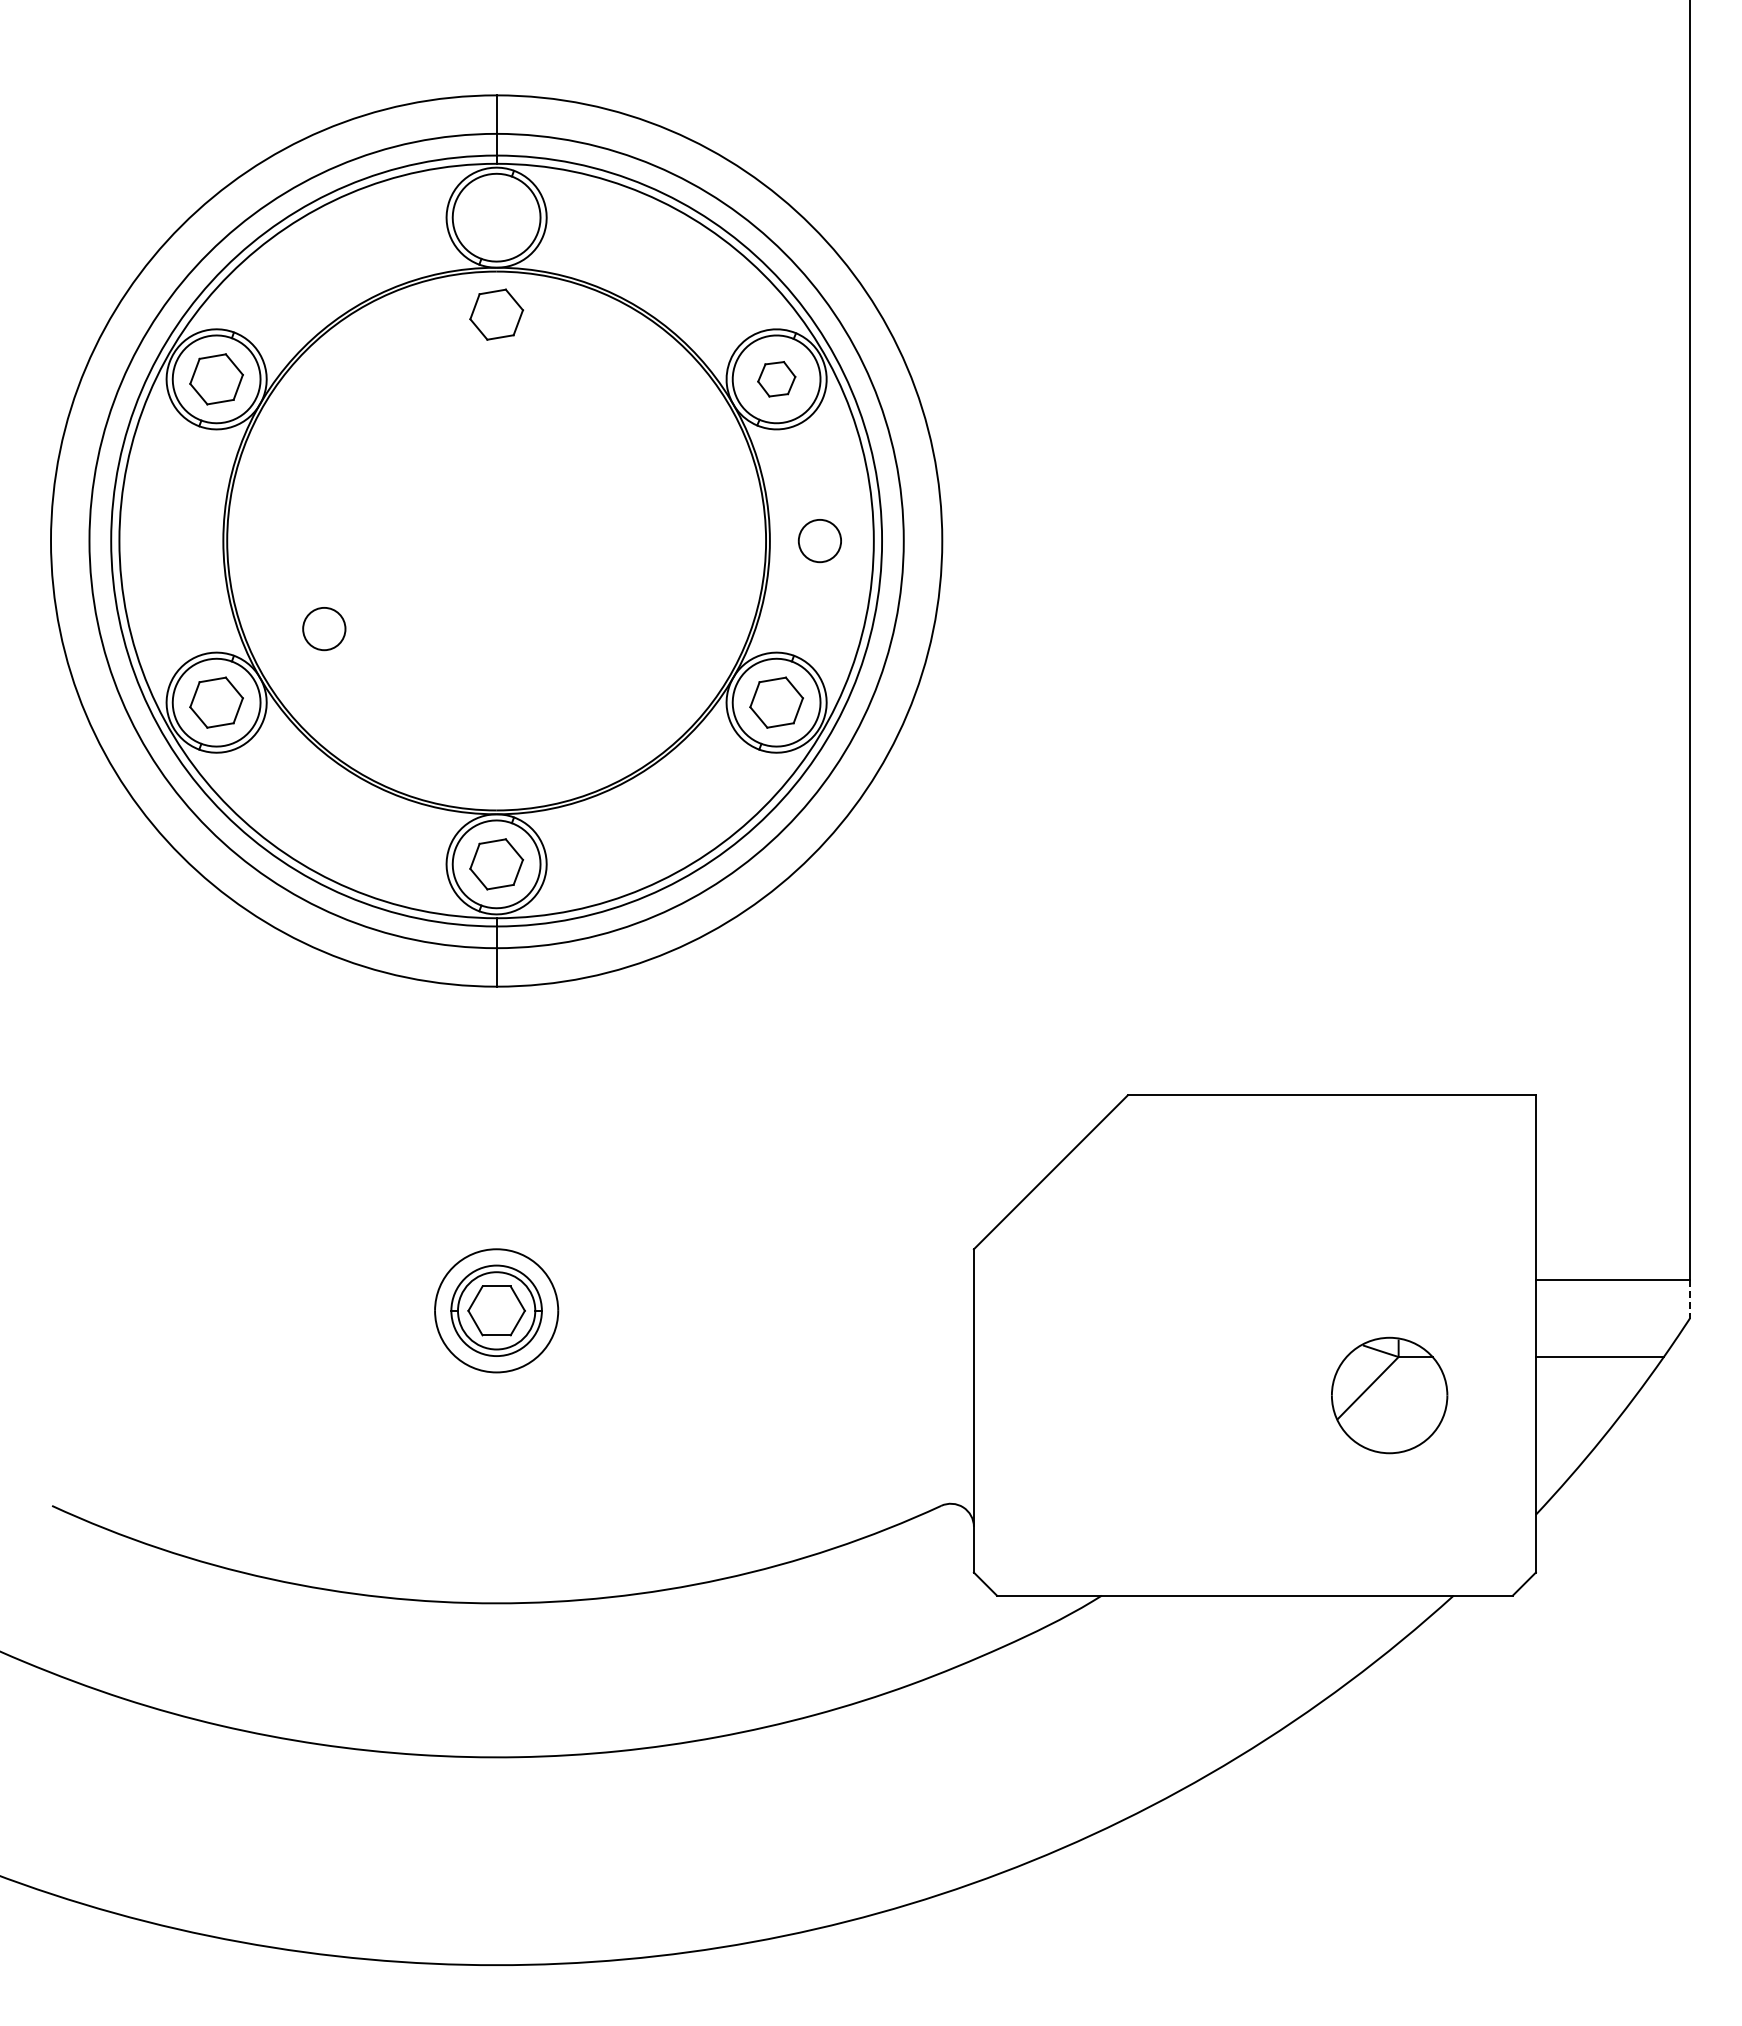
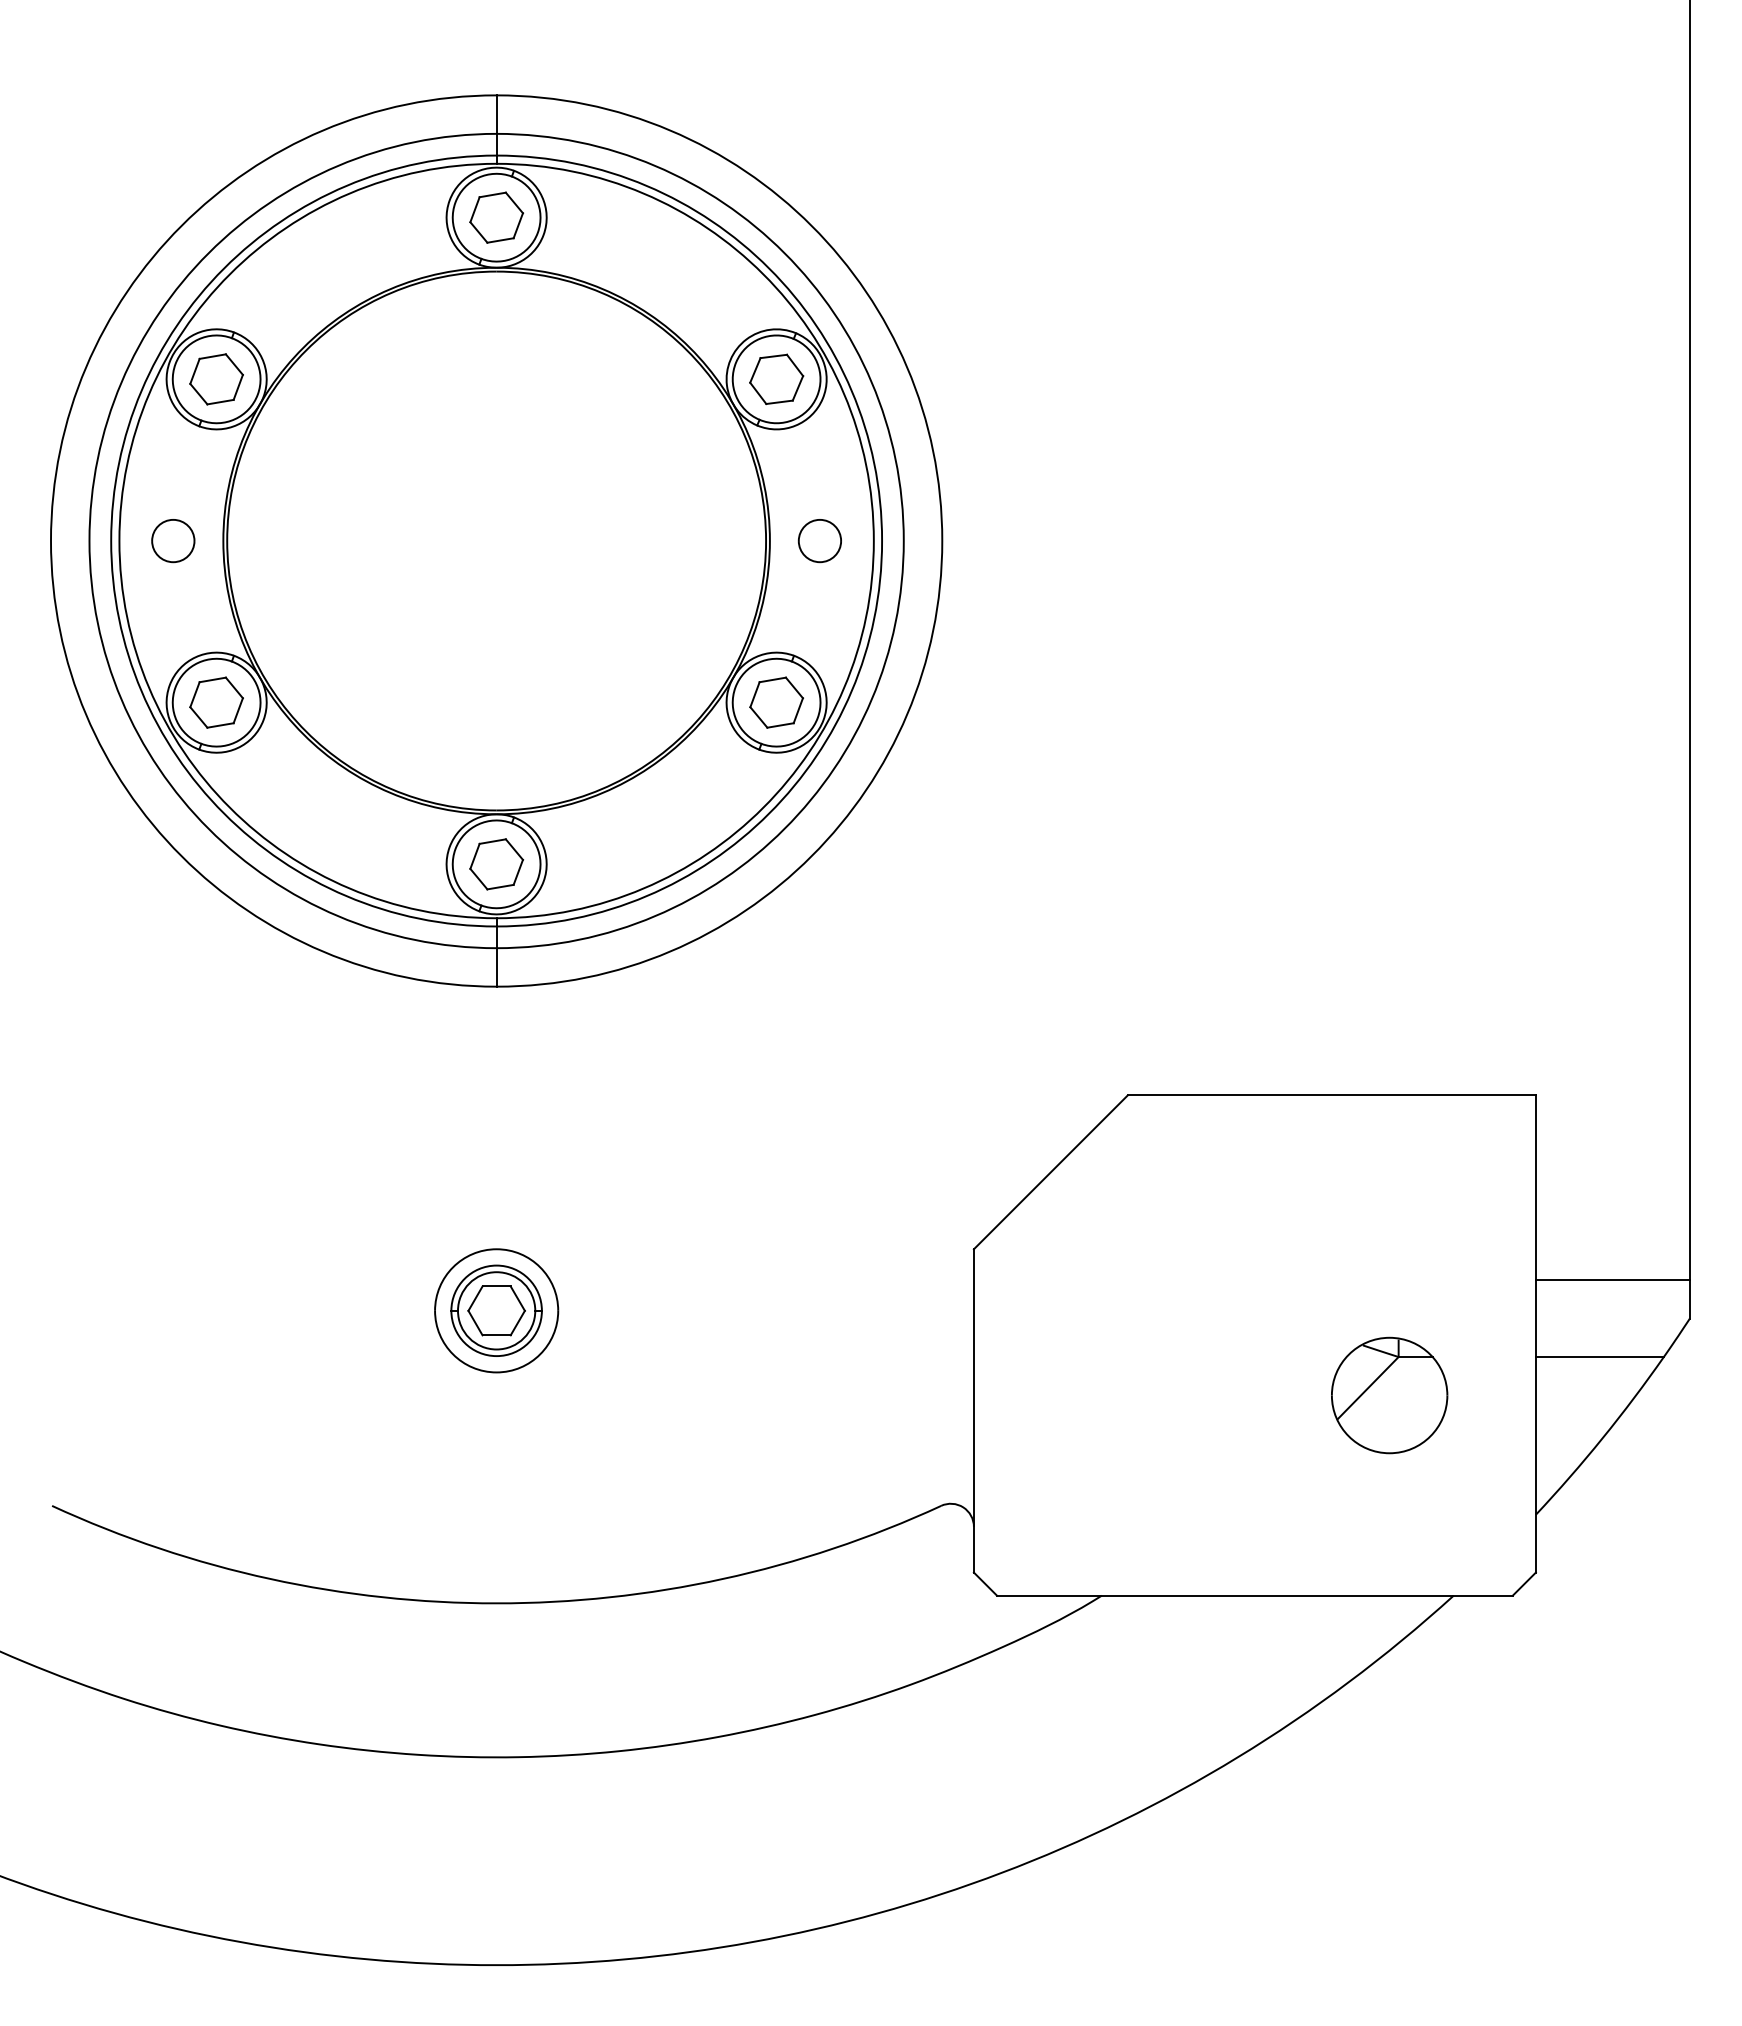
part position: (496, 314) -> (496, 217) (496, 217)
part size: 40x37 px -> 56x52 px (776, 378)
part position: (324, 629) -> (173, 541) (173, 541)
line: dashed -> solid (1689, 1299)
